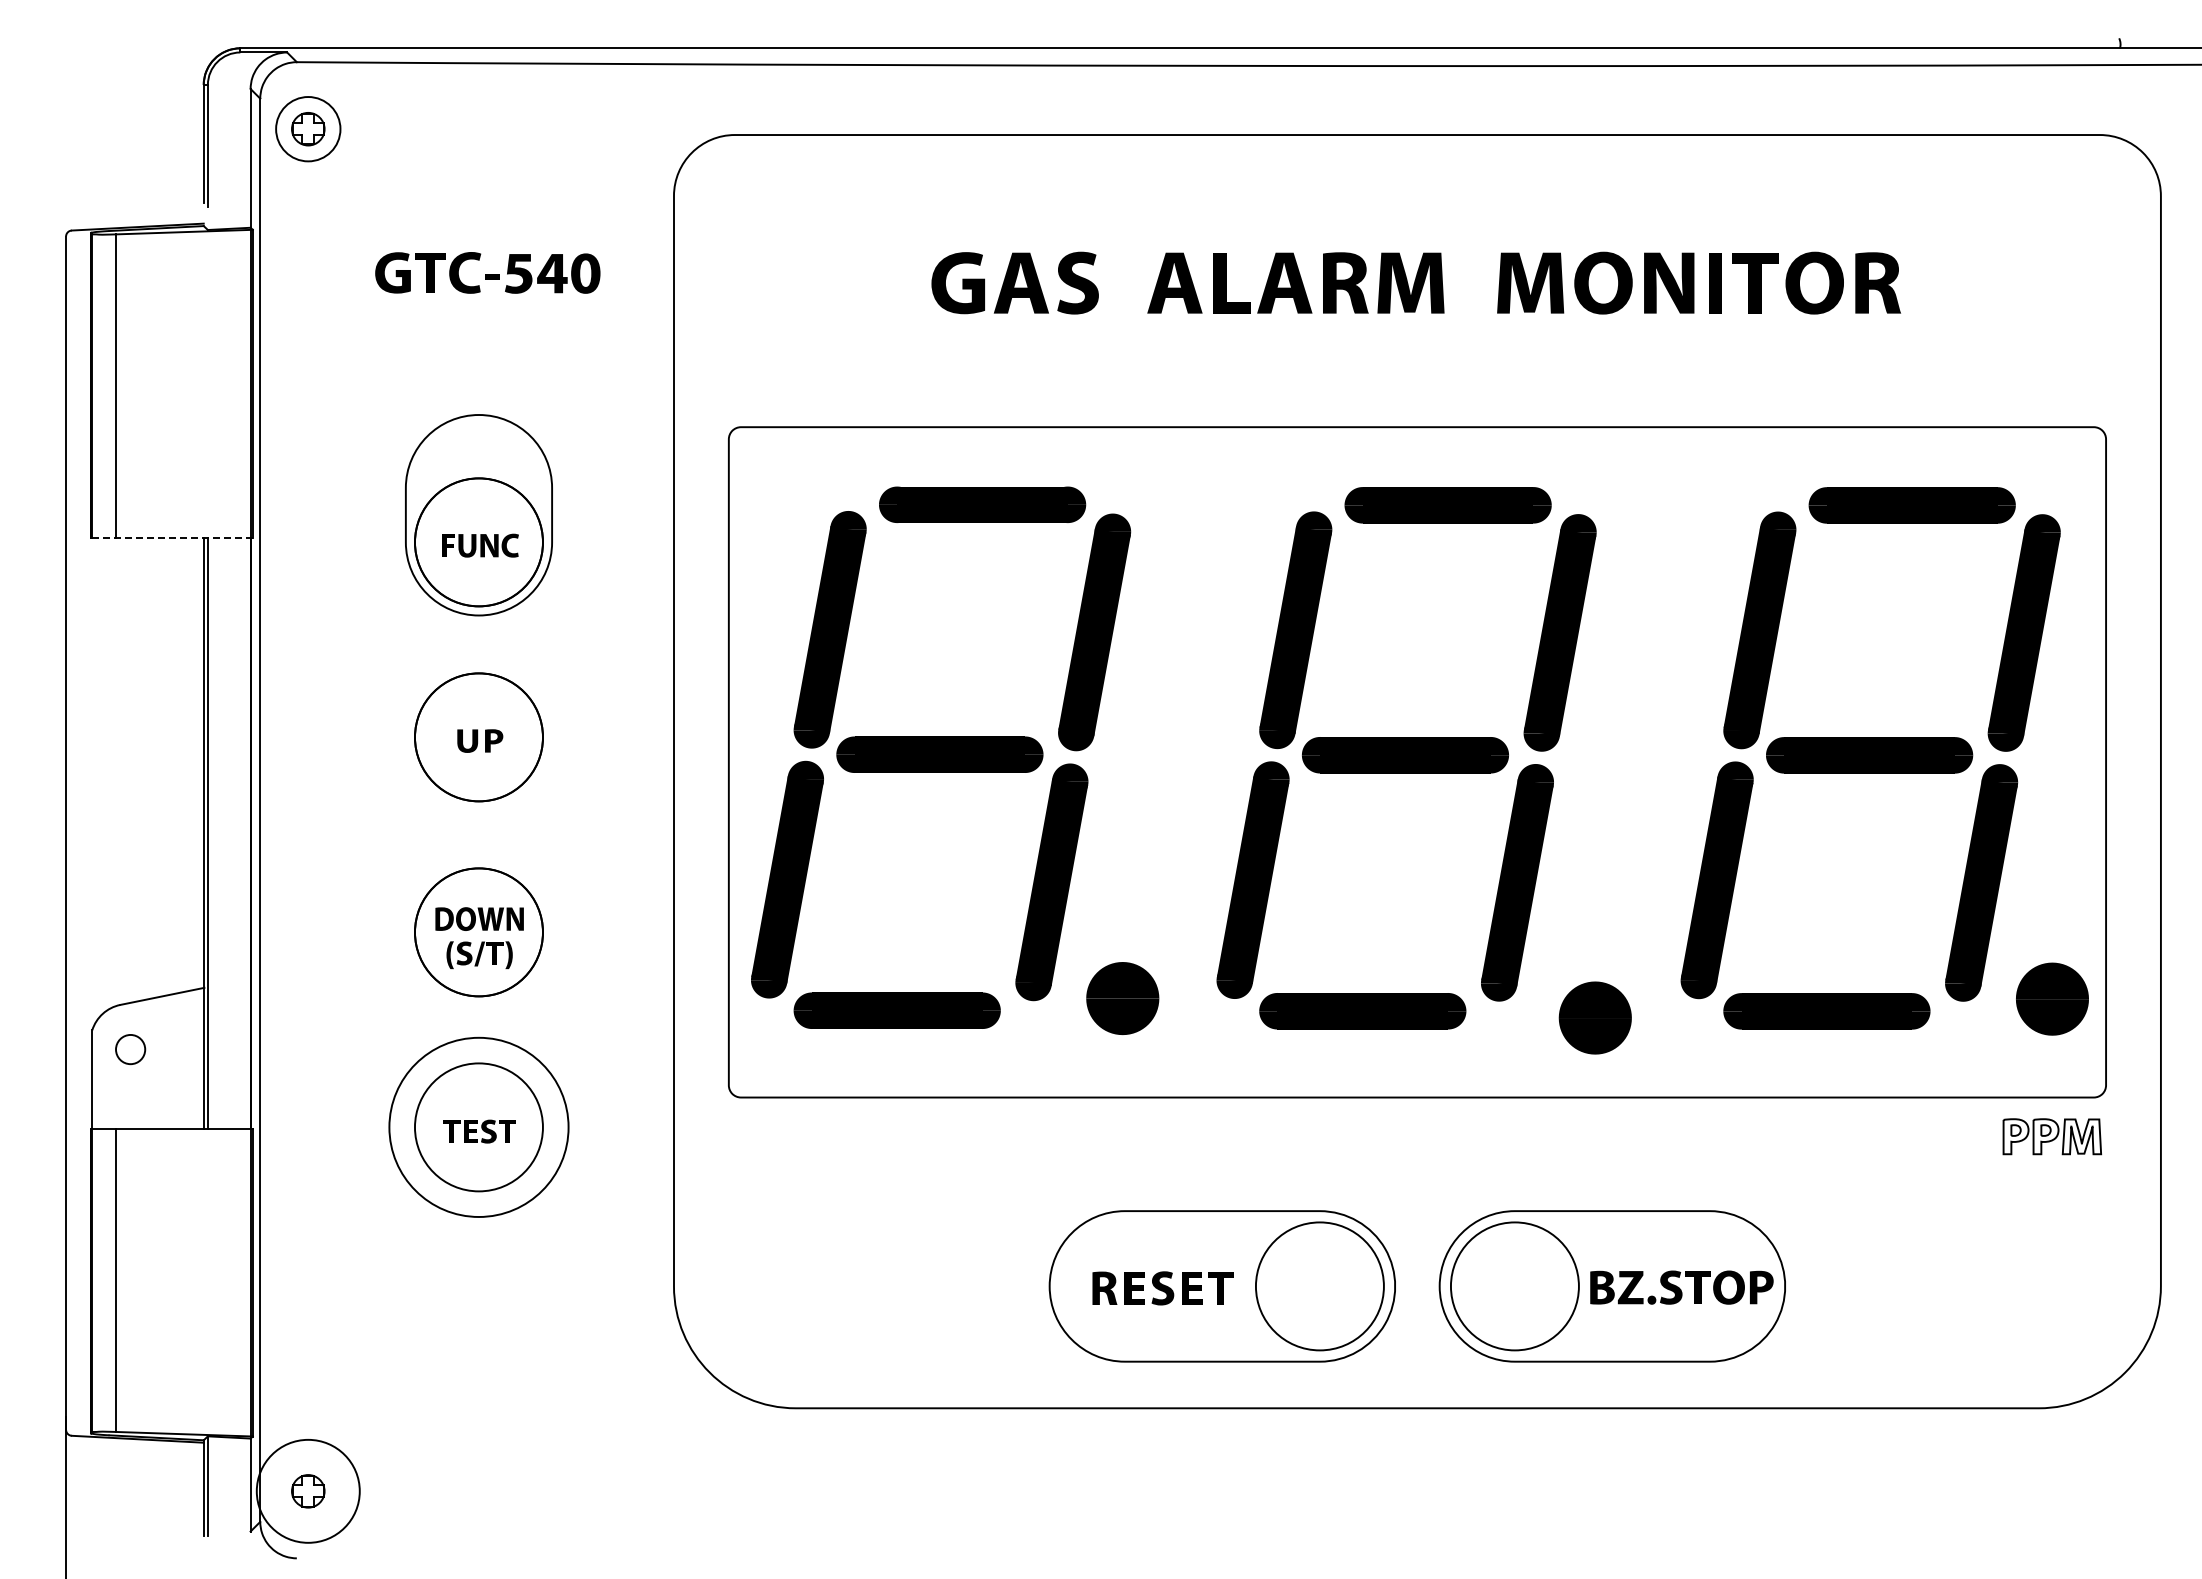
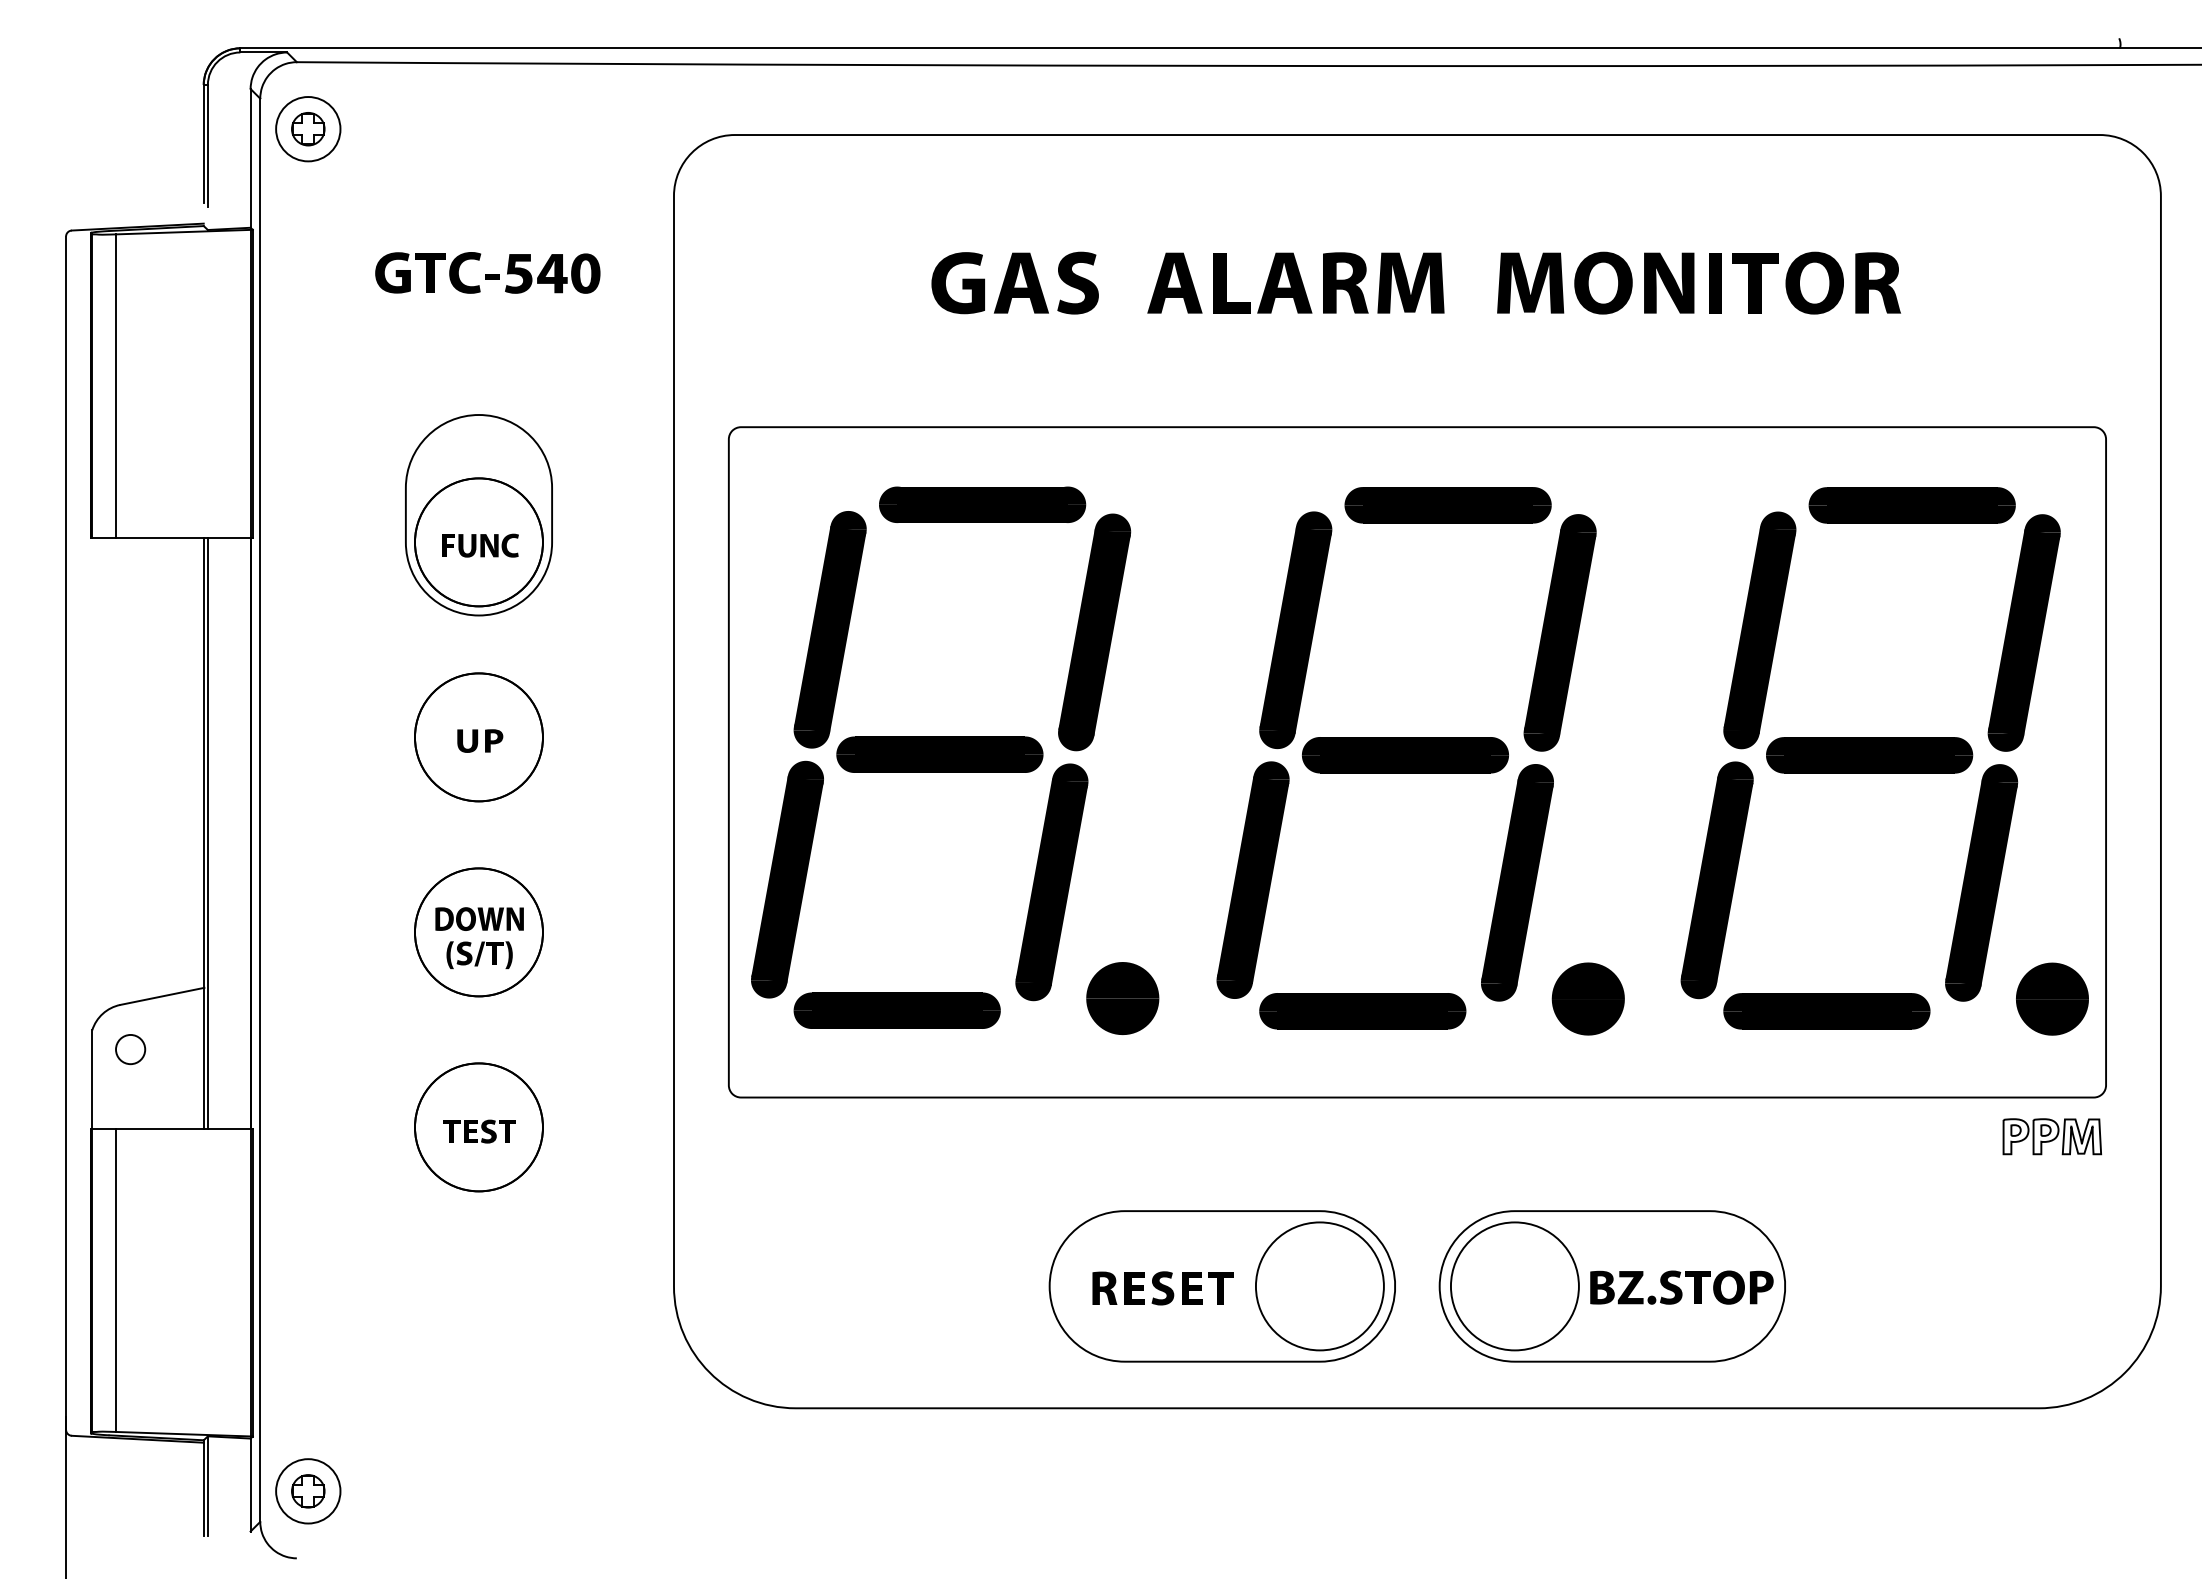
line: dashed -> solid (172, 537)
part position: (1594, 1017) -> (1587, 998) (1587, 998)
circle diameter: 179 px -> 128 px (478, 1127)
circle diameter: 103 px -> 64 px (308, 1491)
